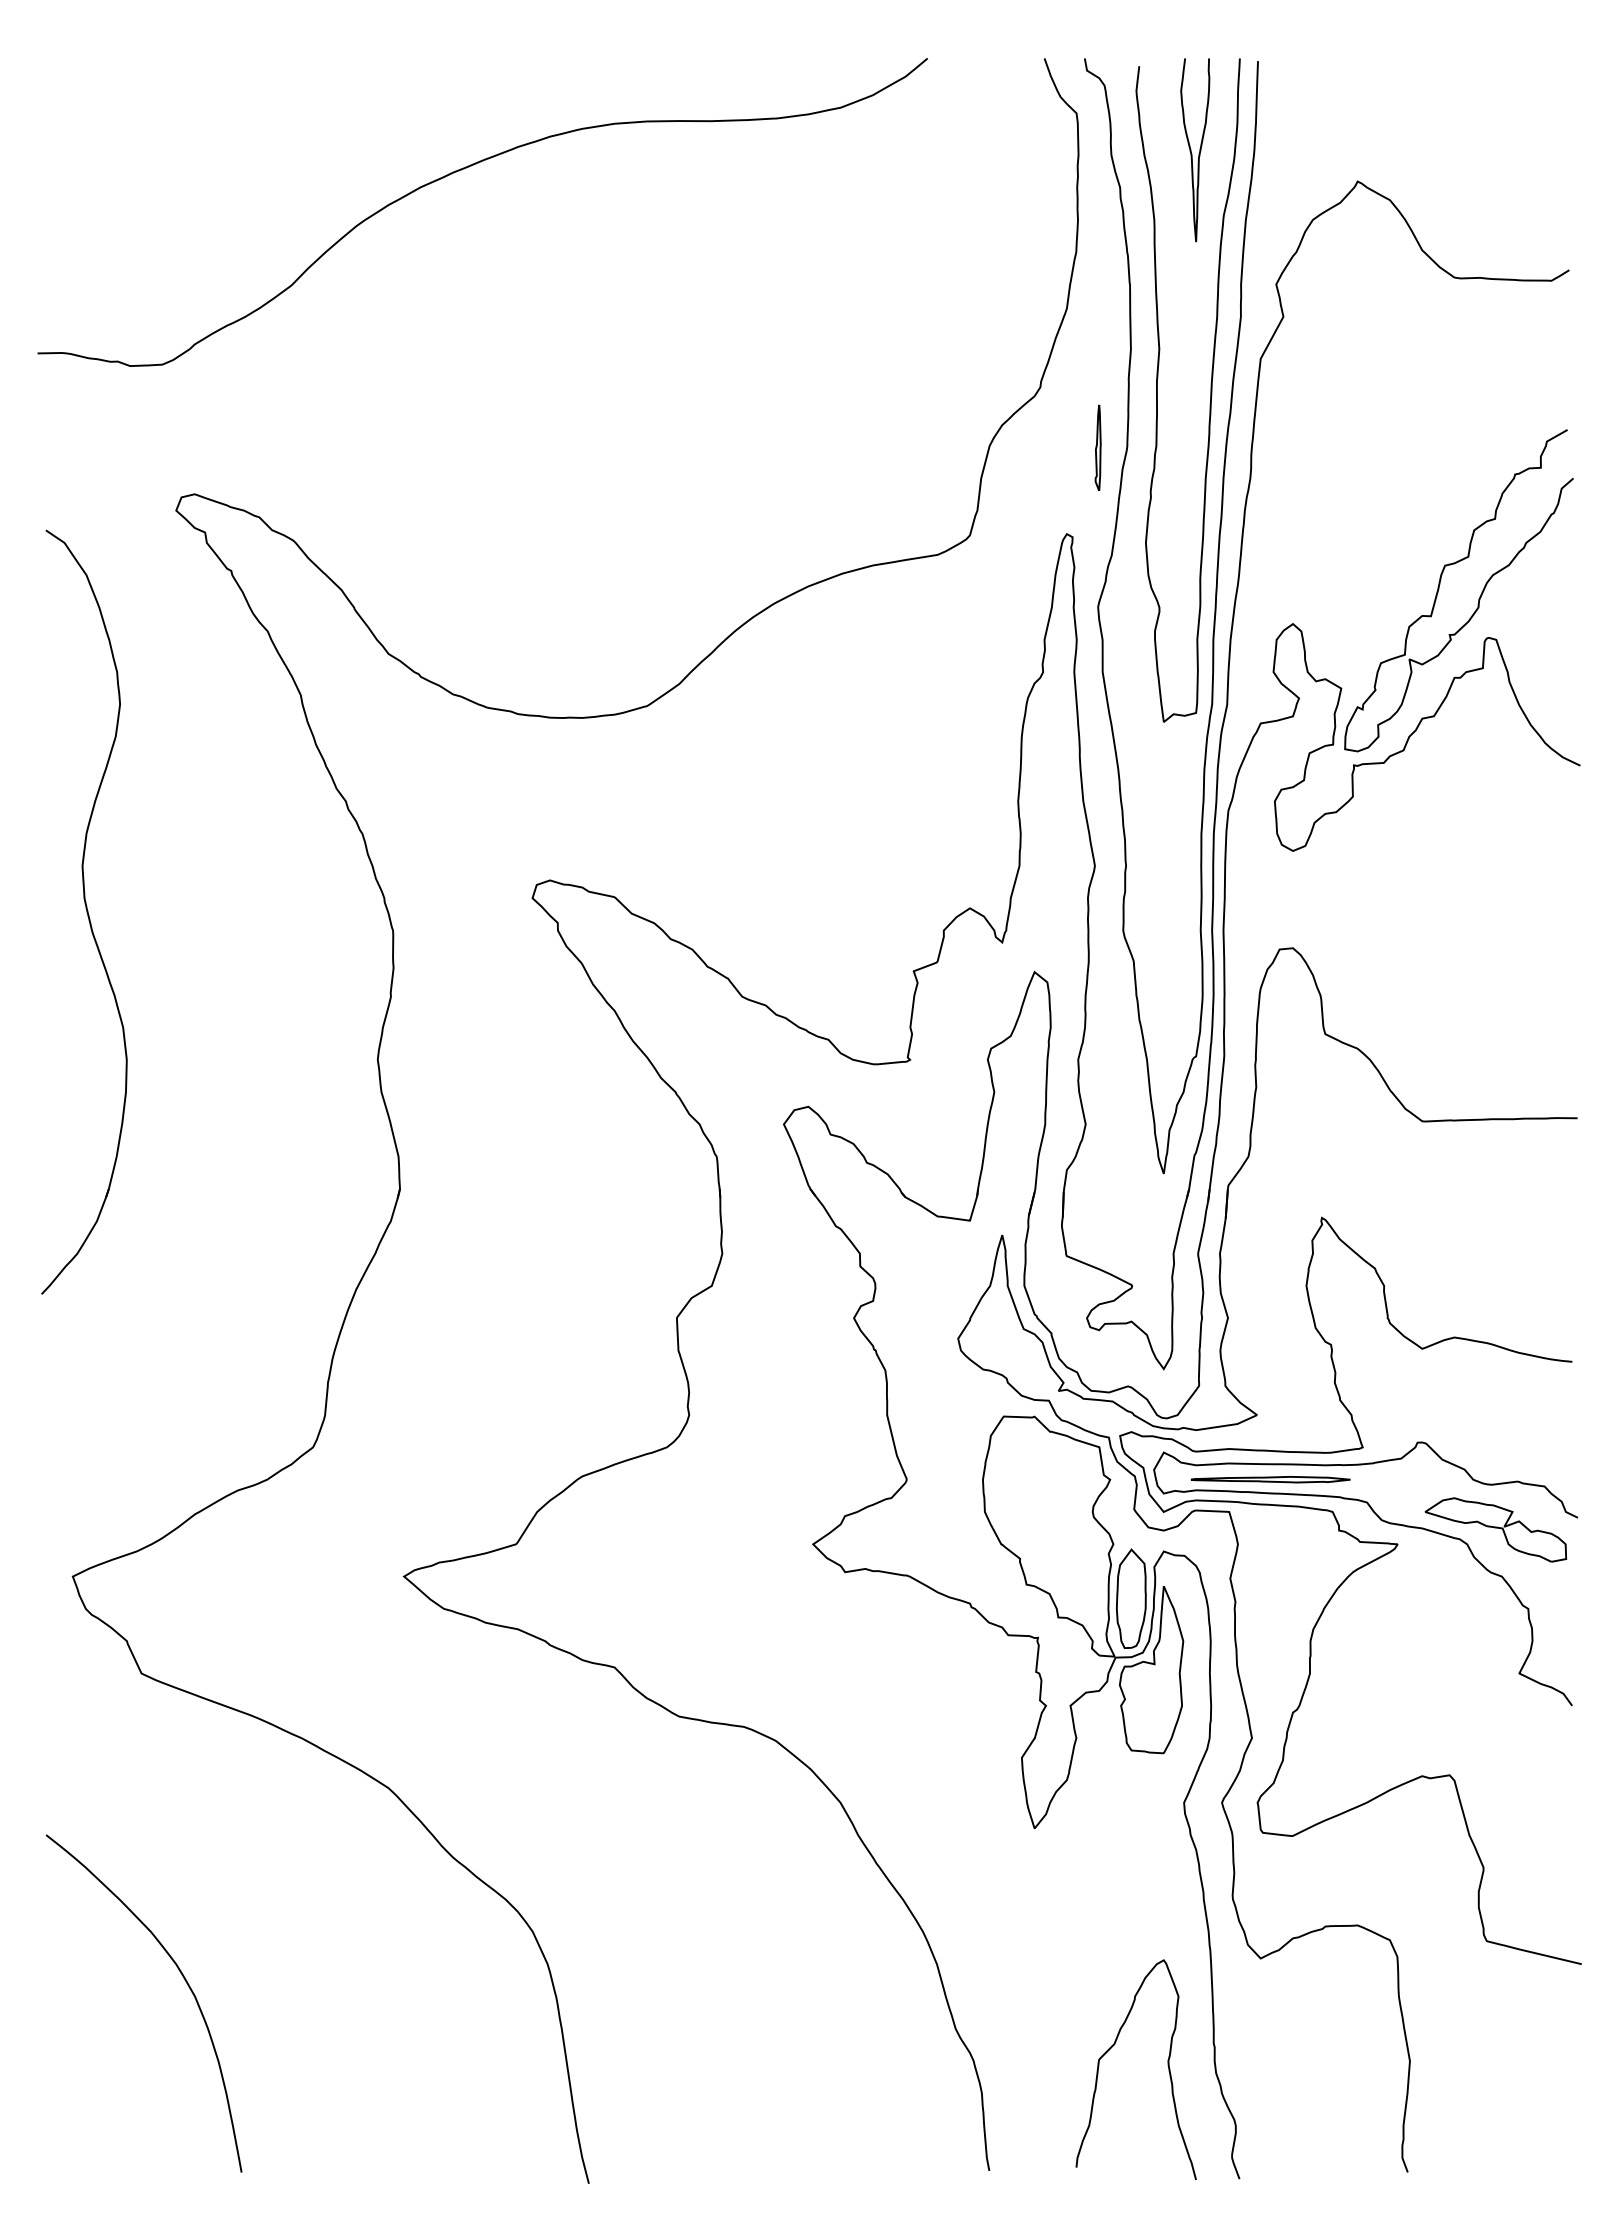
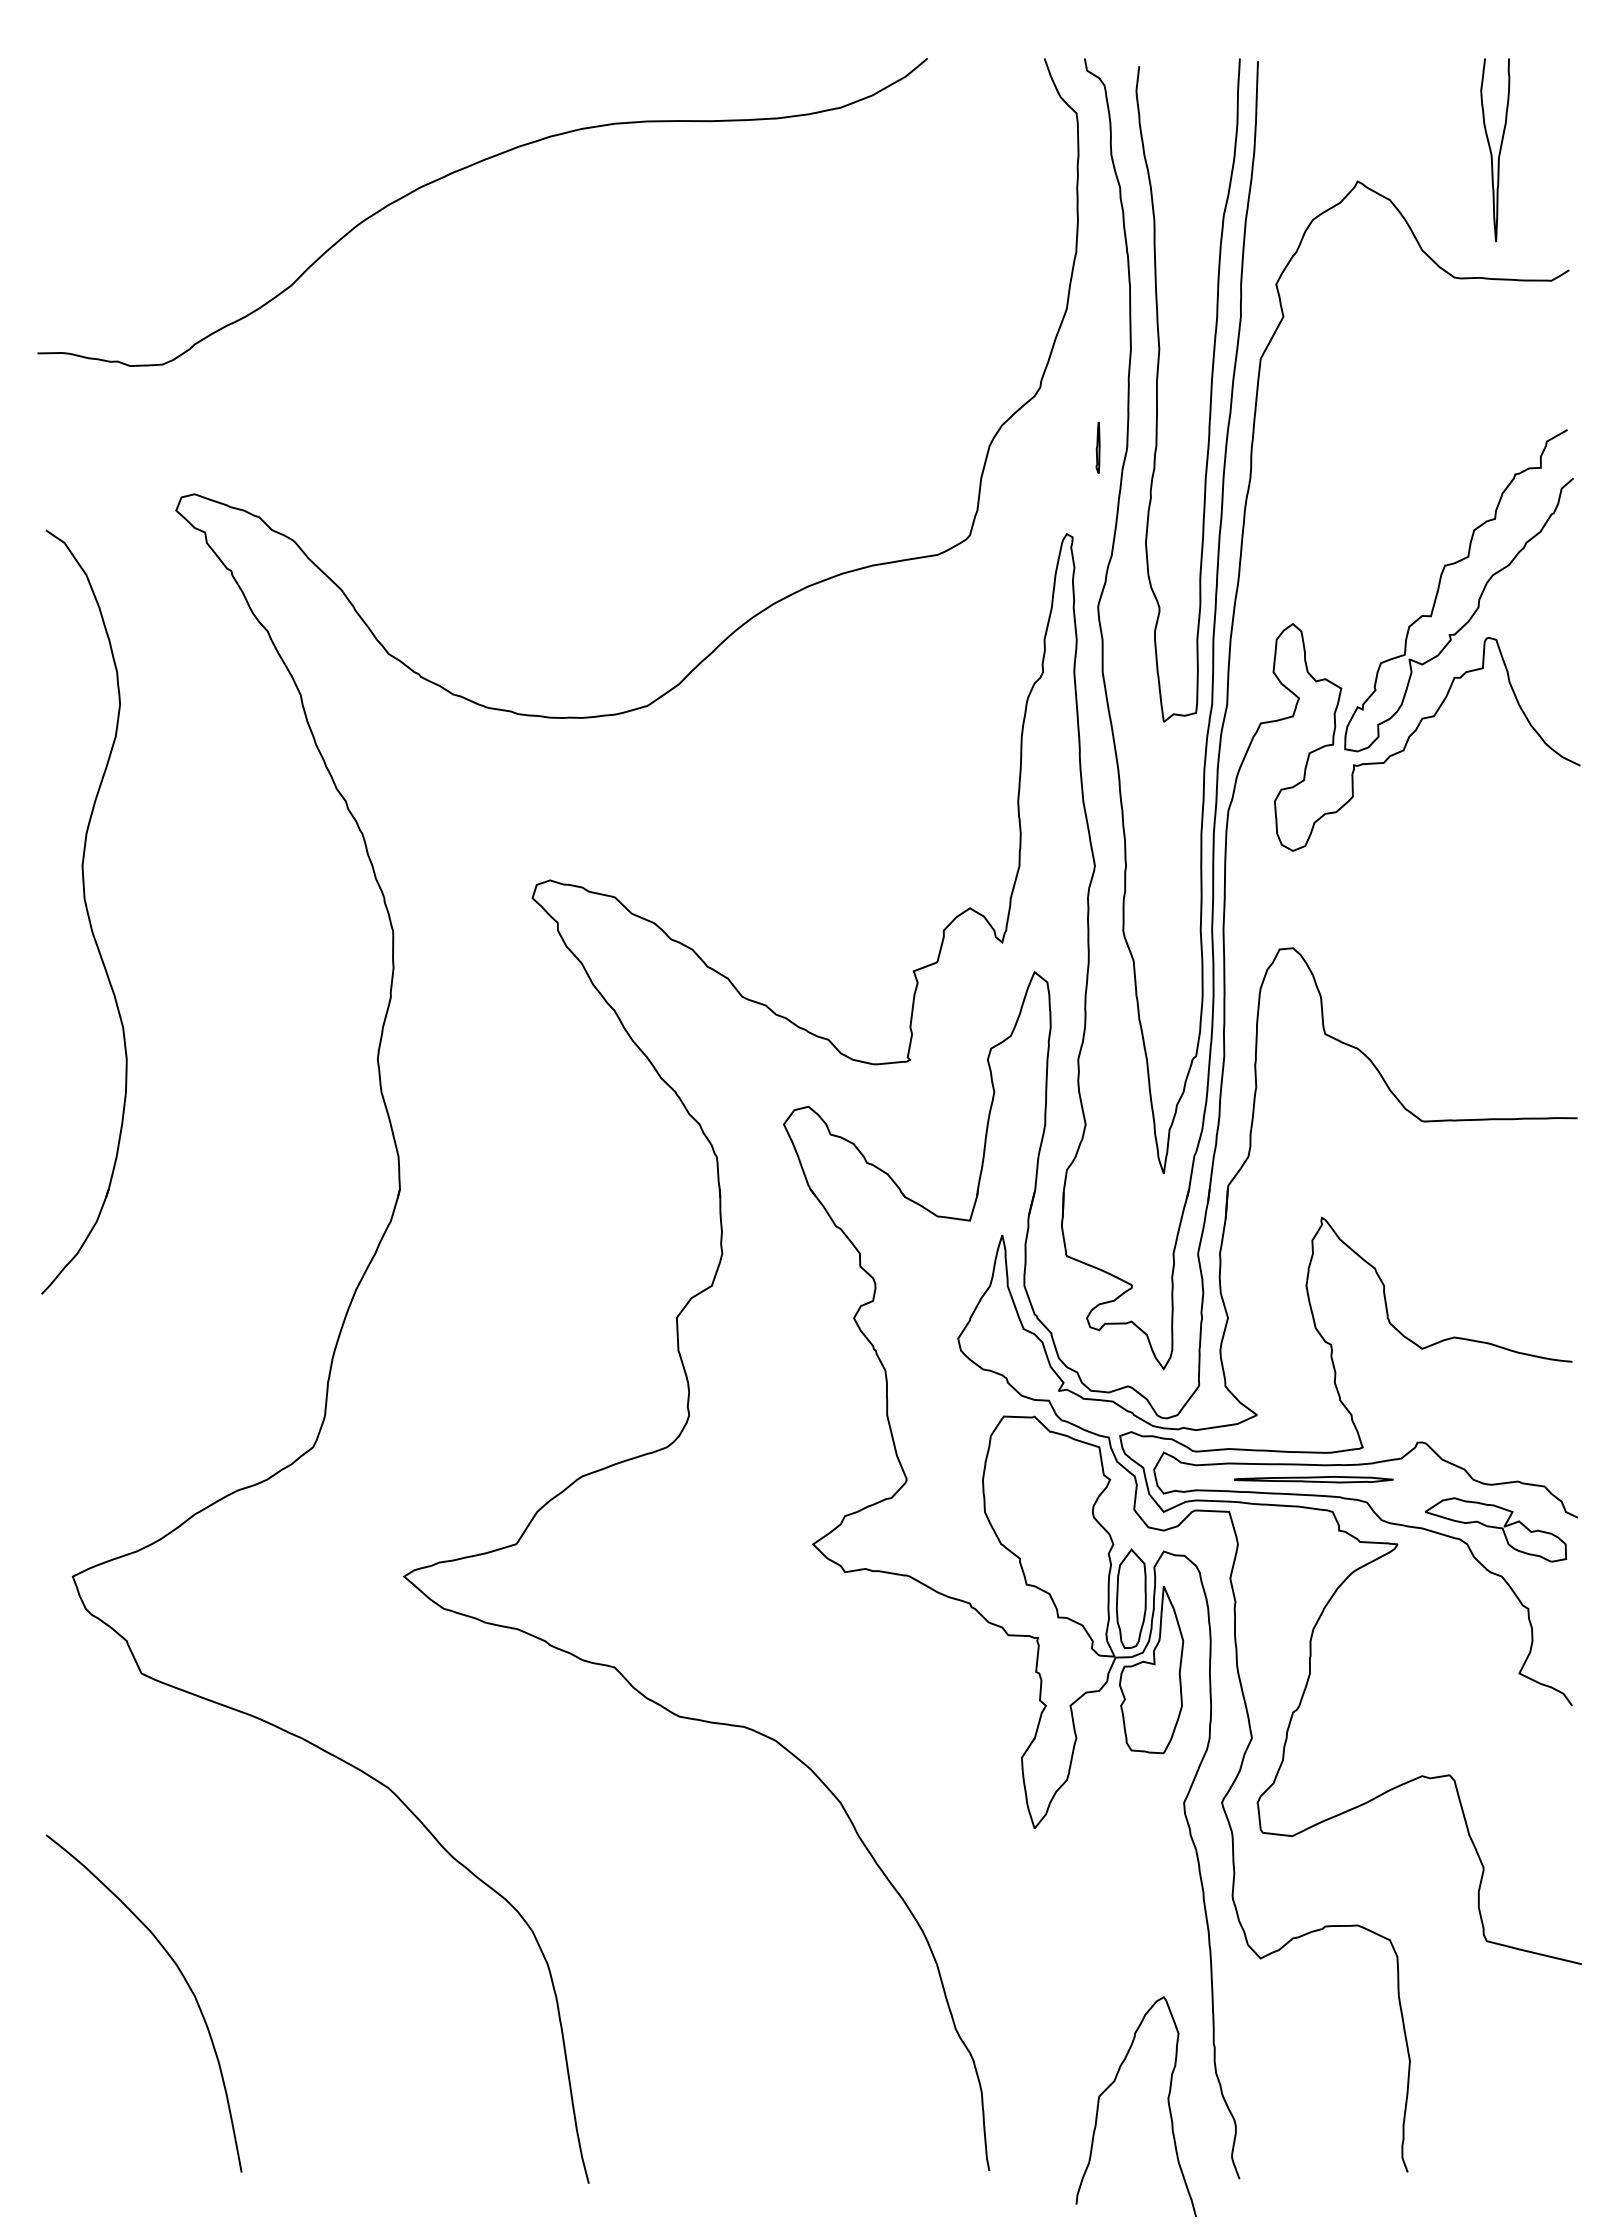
curve position: (1191, 150) -> (1491, 150) (1491, 150)
part size: 8x87 px -> 6x53 px (1097, 447)
part position: (1270, 1479) -> (1313, 1479) (1313, 1479)
curve position: (1113, 2046) -> (1113, 2083) (1113, 2083)
